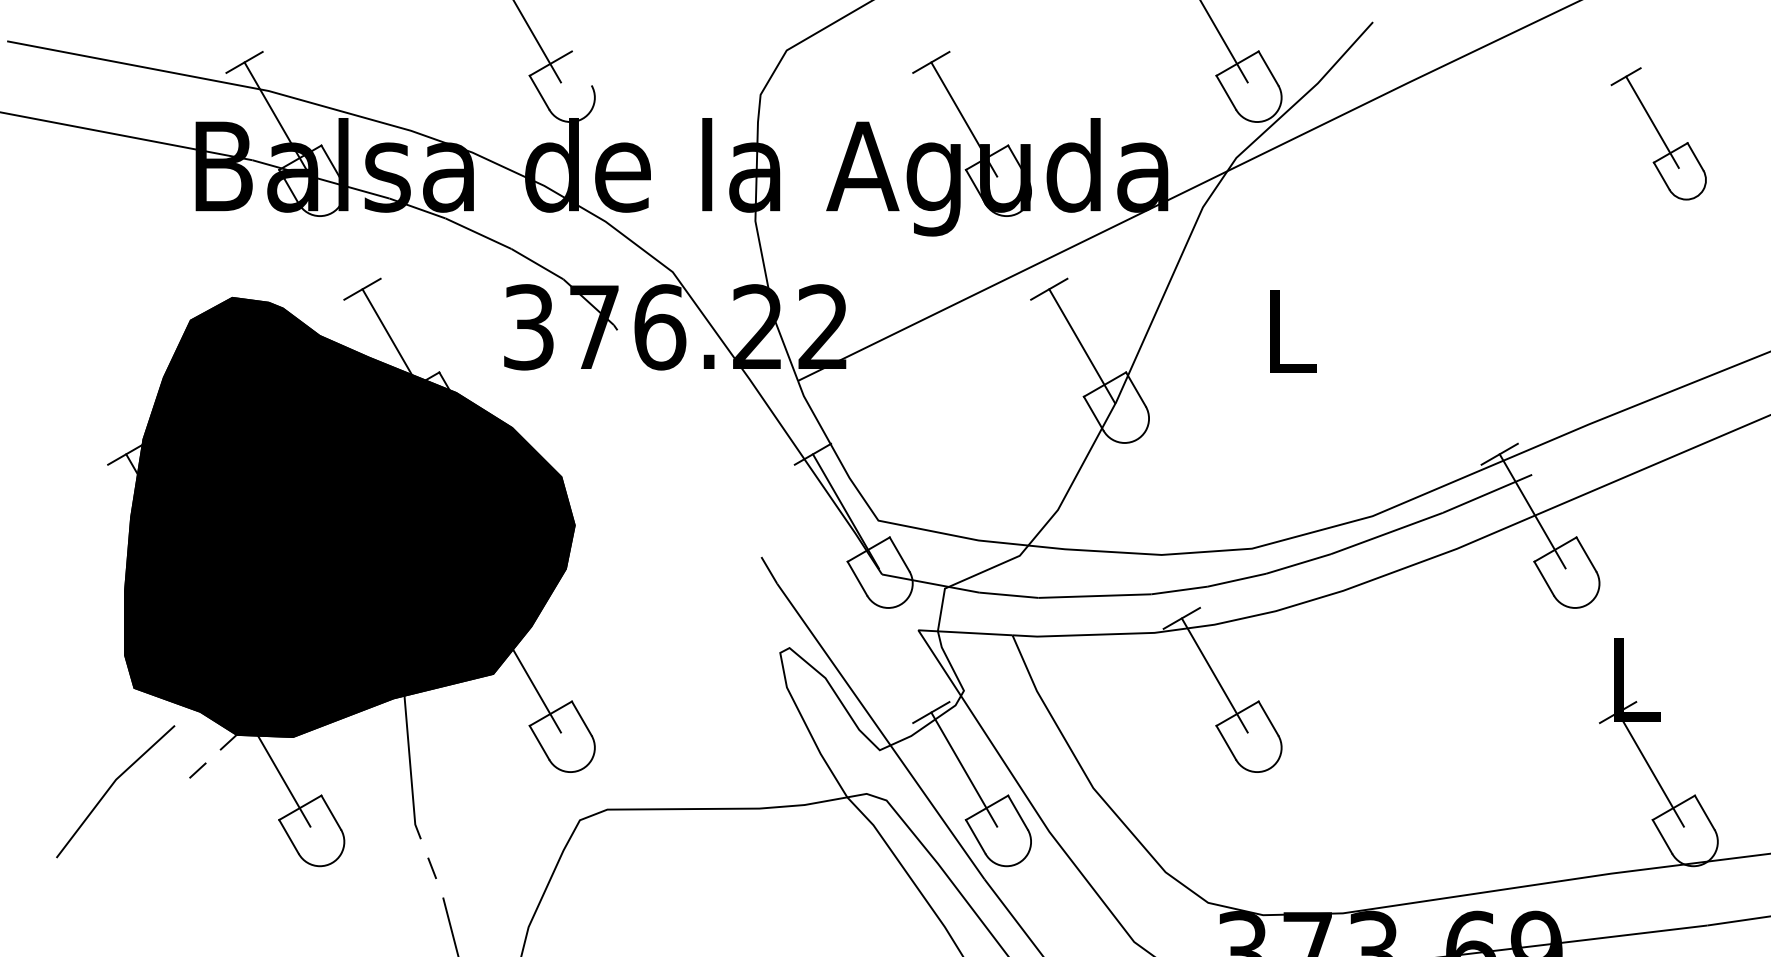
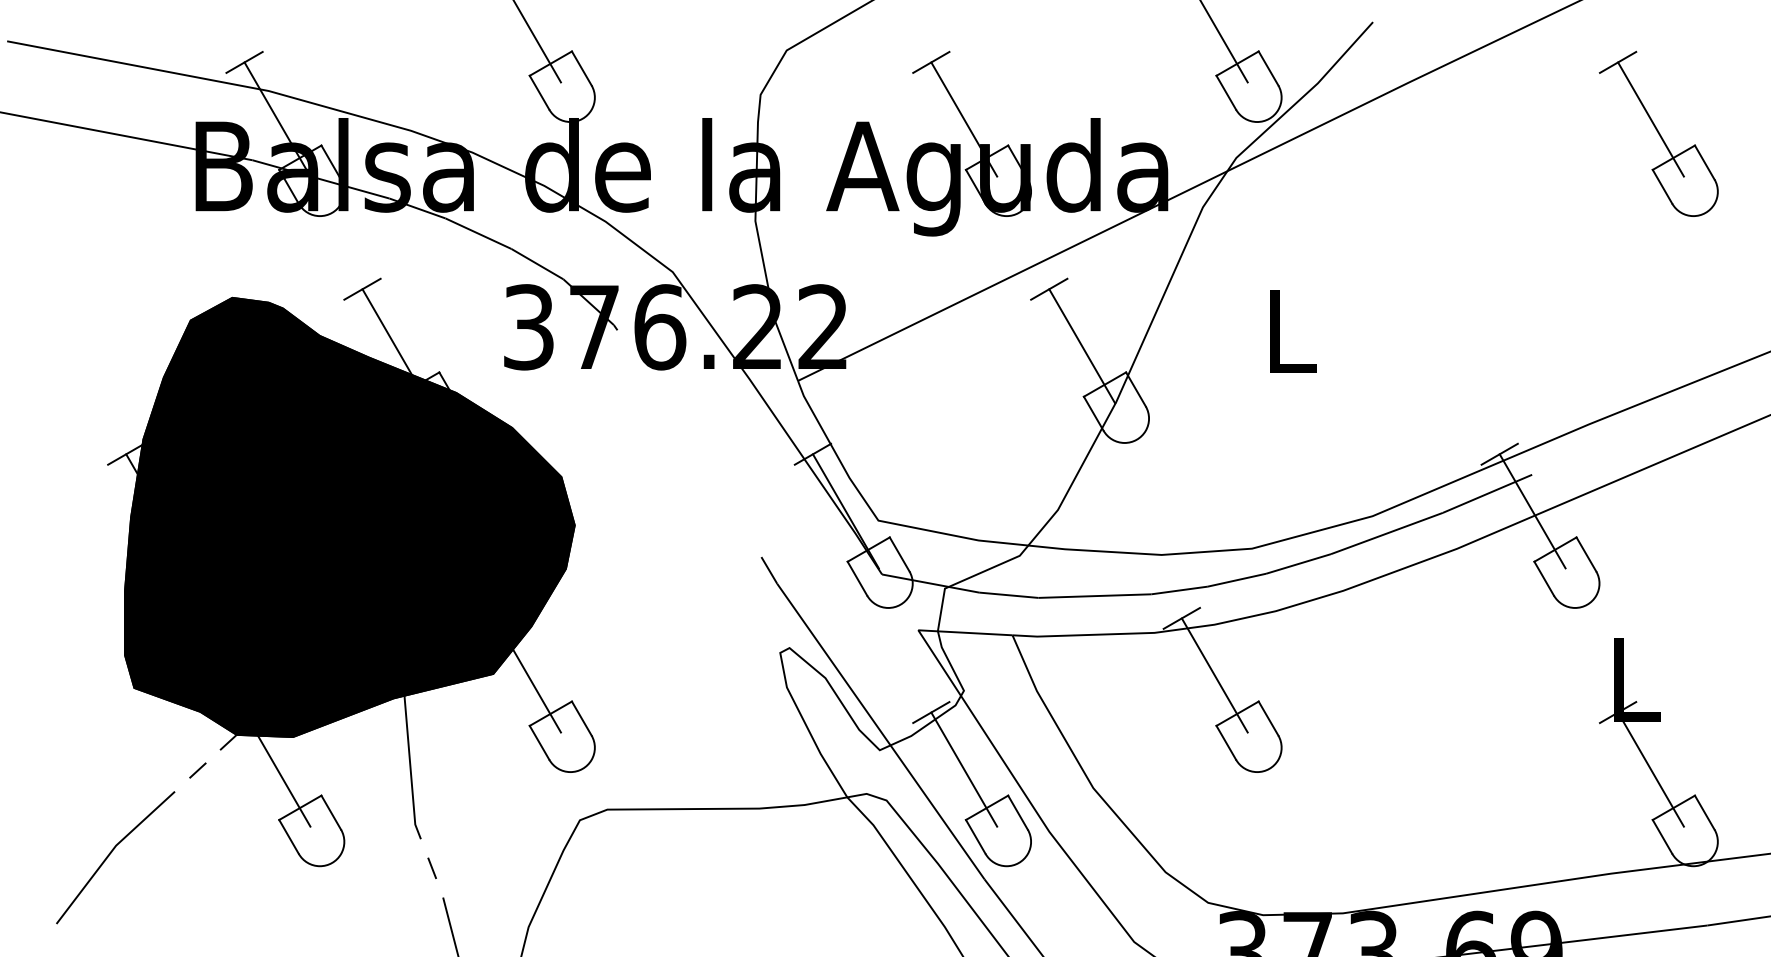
line: none -> present (581, 68)
part size: 97x134 px -> 121x167 px (1658, 133)
line position: (111, 787) -> (111, 853) (111, 853)
